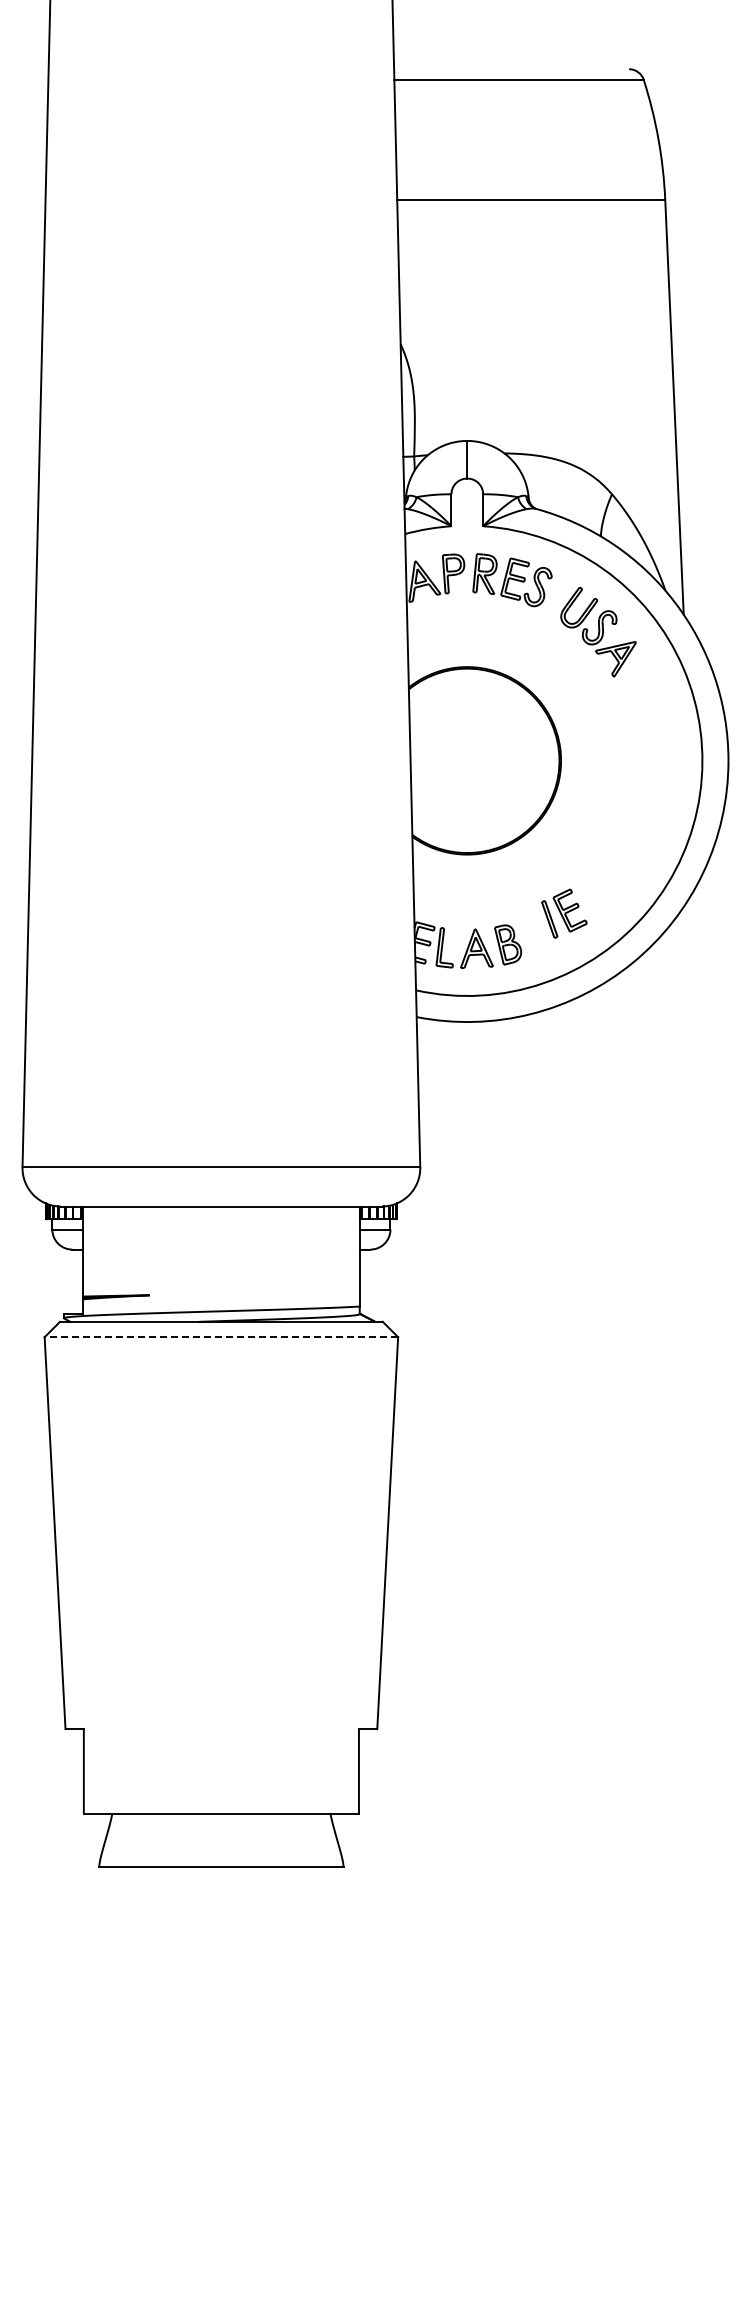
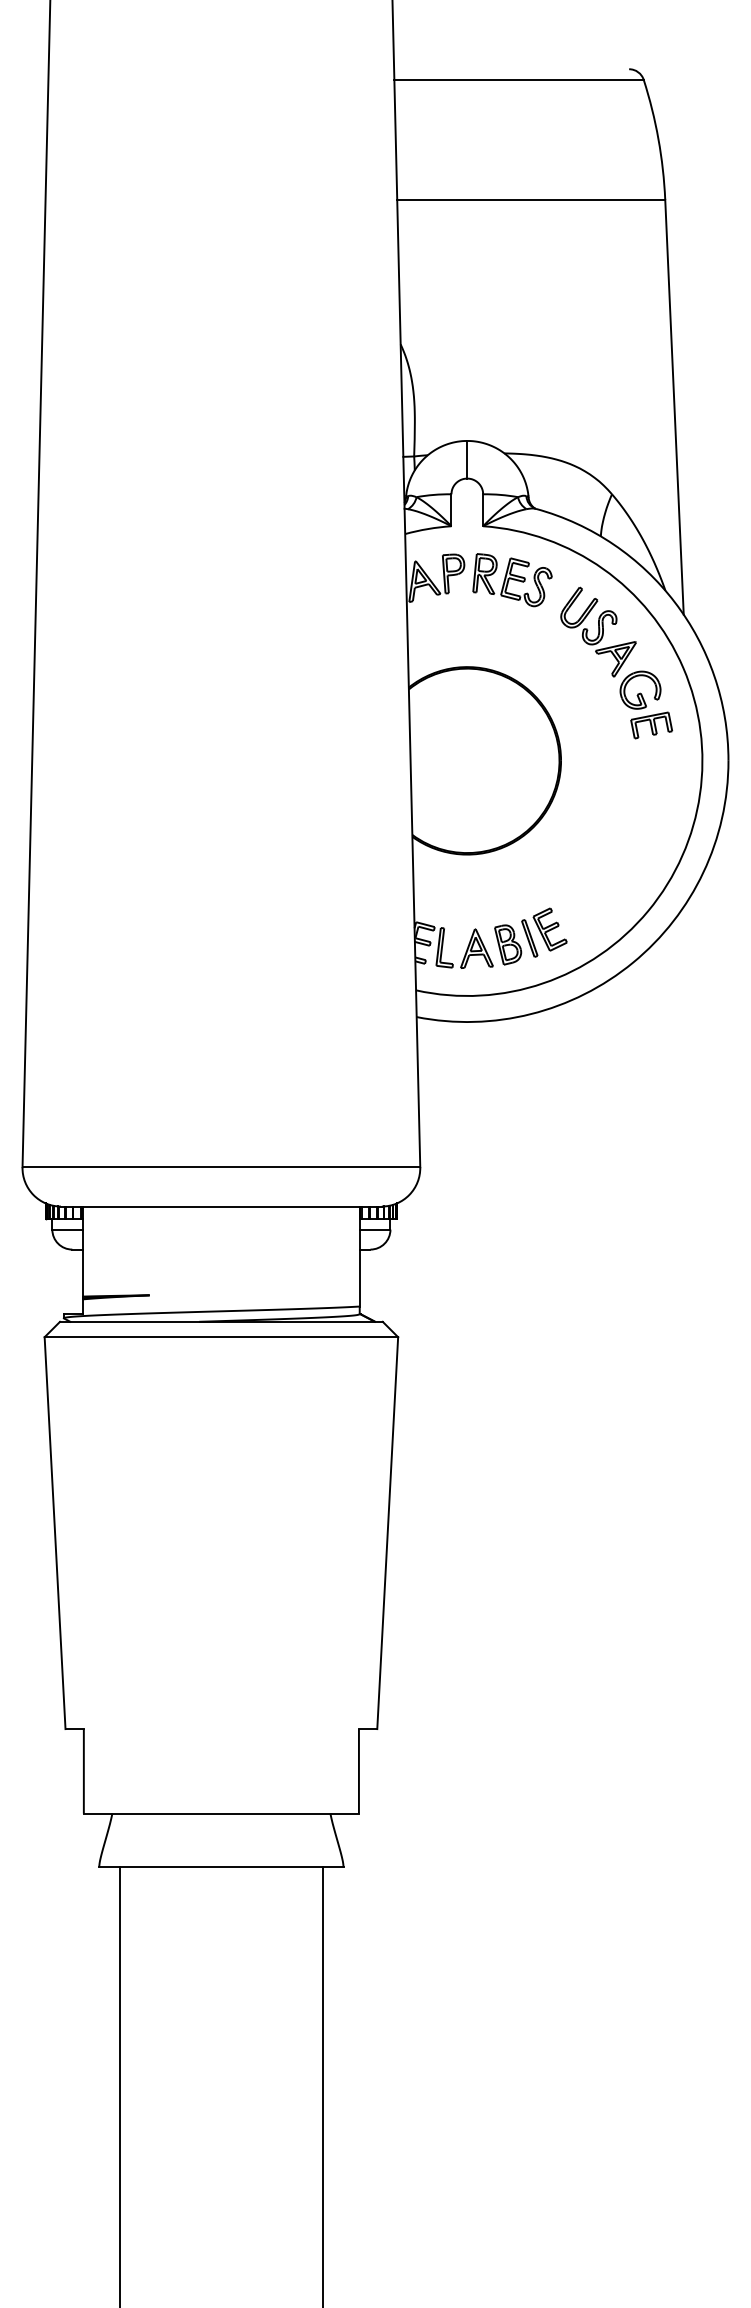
part: none -> present (646, 704)
part position: (564, 913) -> (544, 932) (544, 932)
line: dashed -> solid (221, 1337)
line: none -> present (119, 2085)
line: none -> present (322, 2085)
